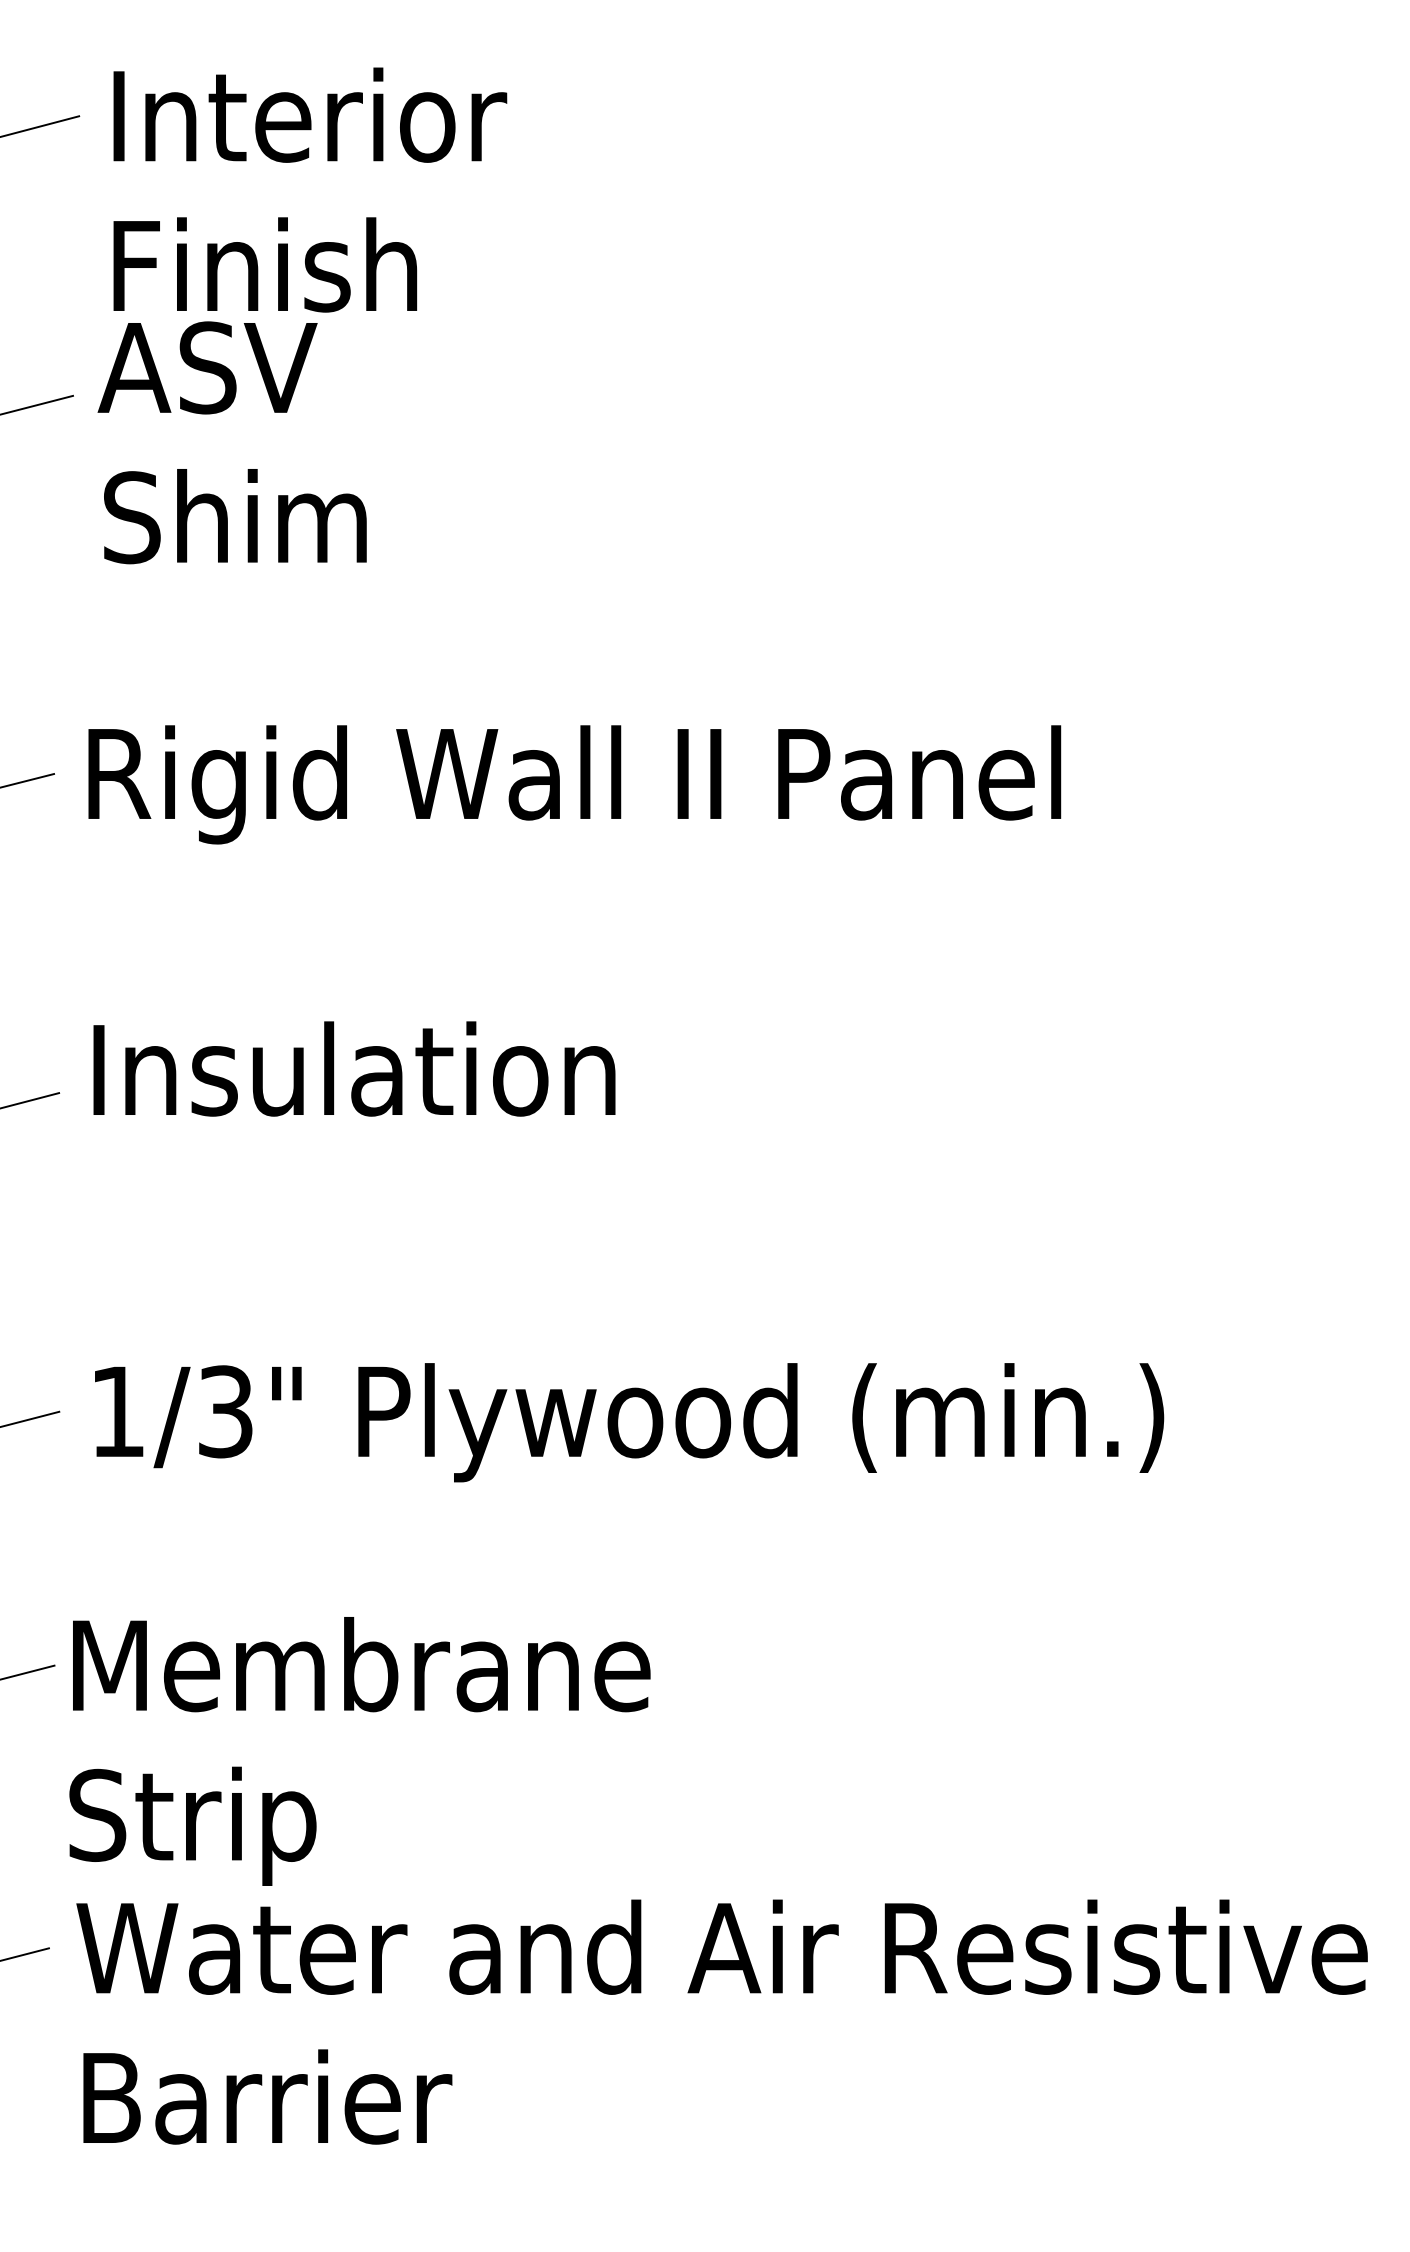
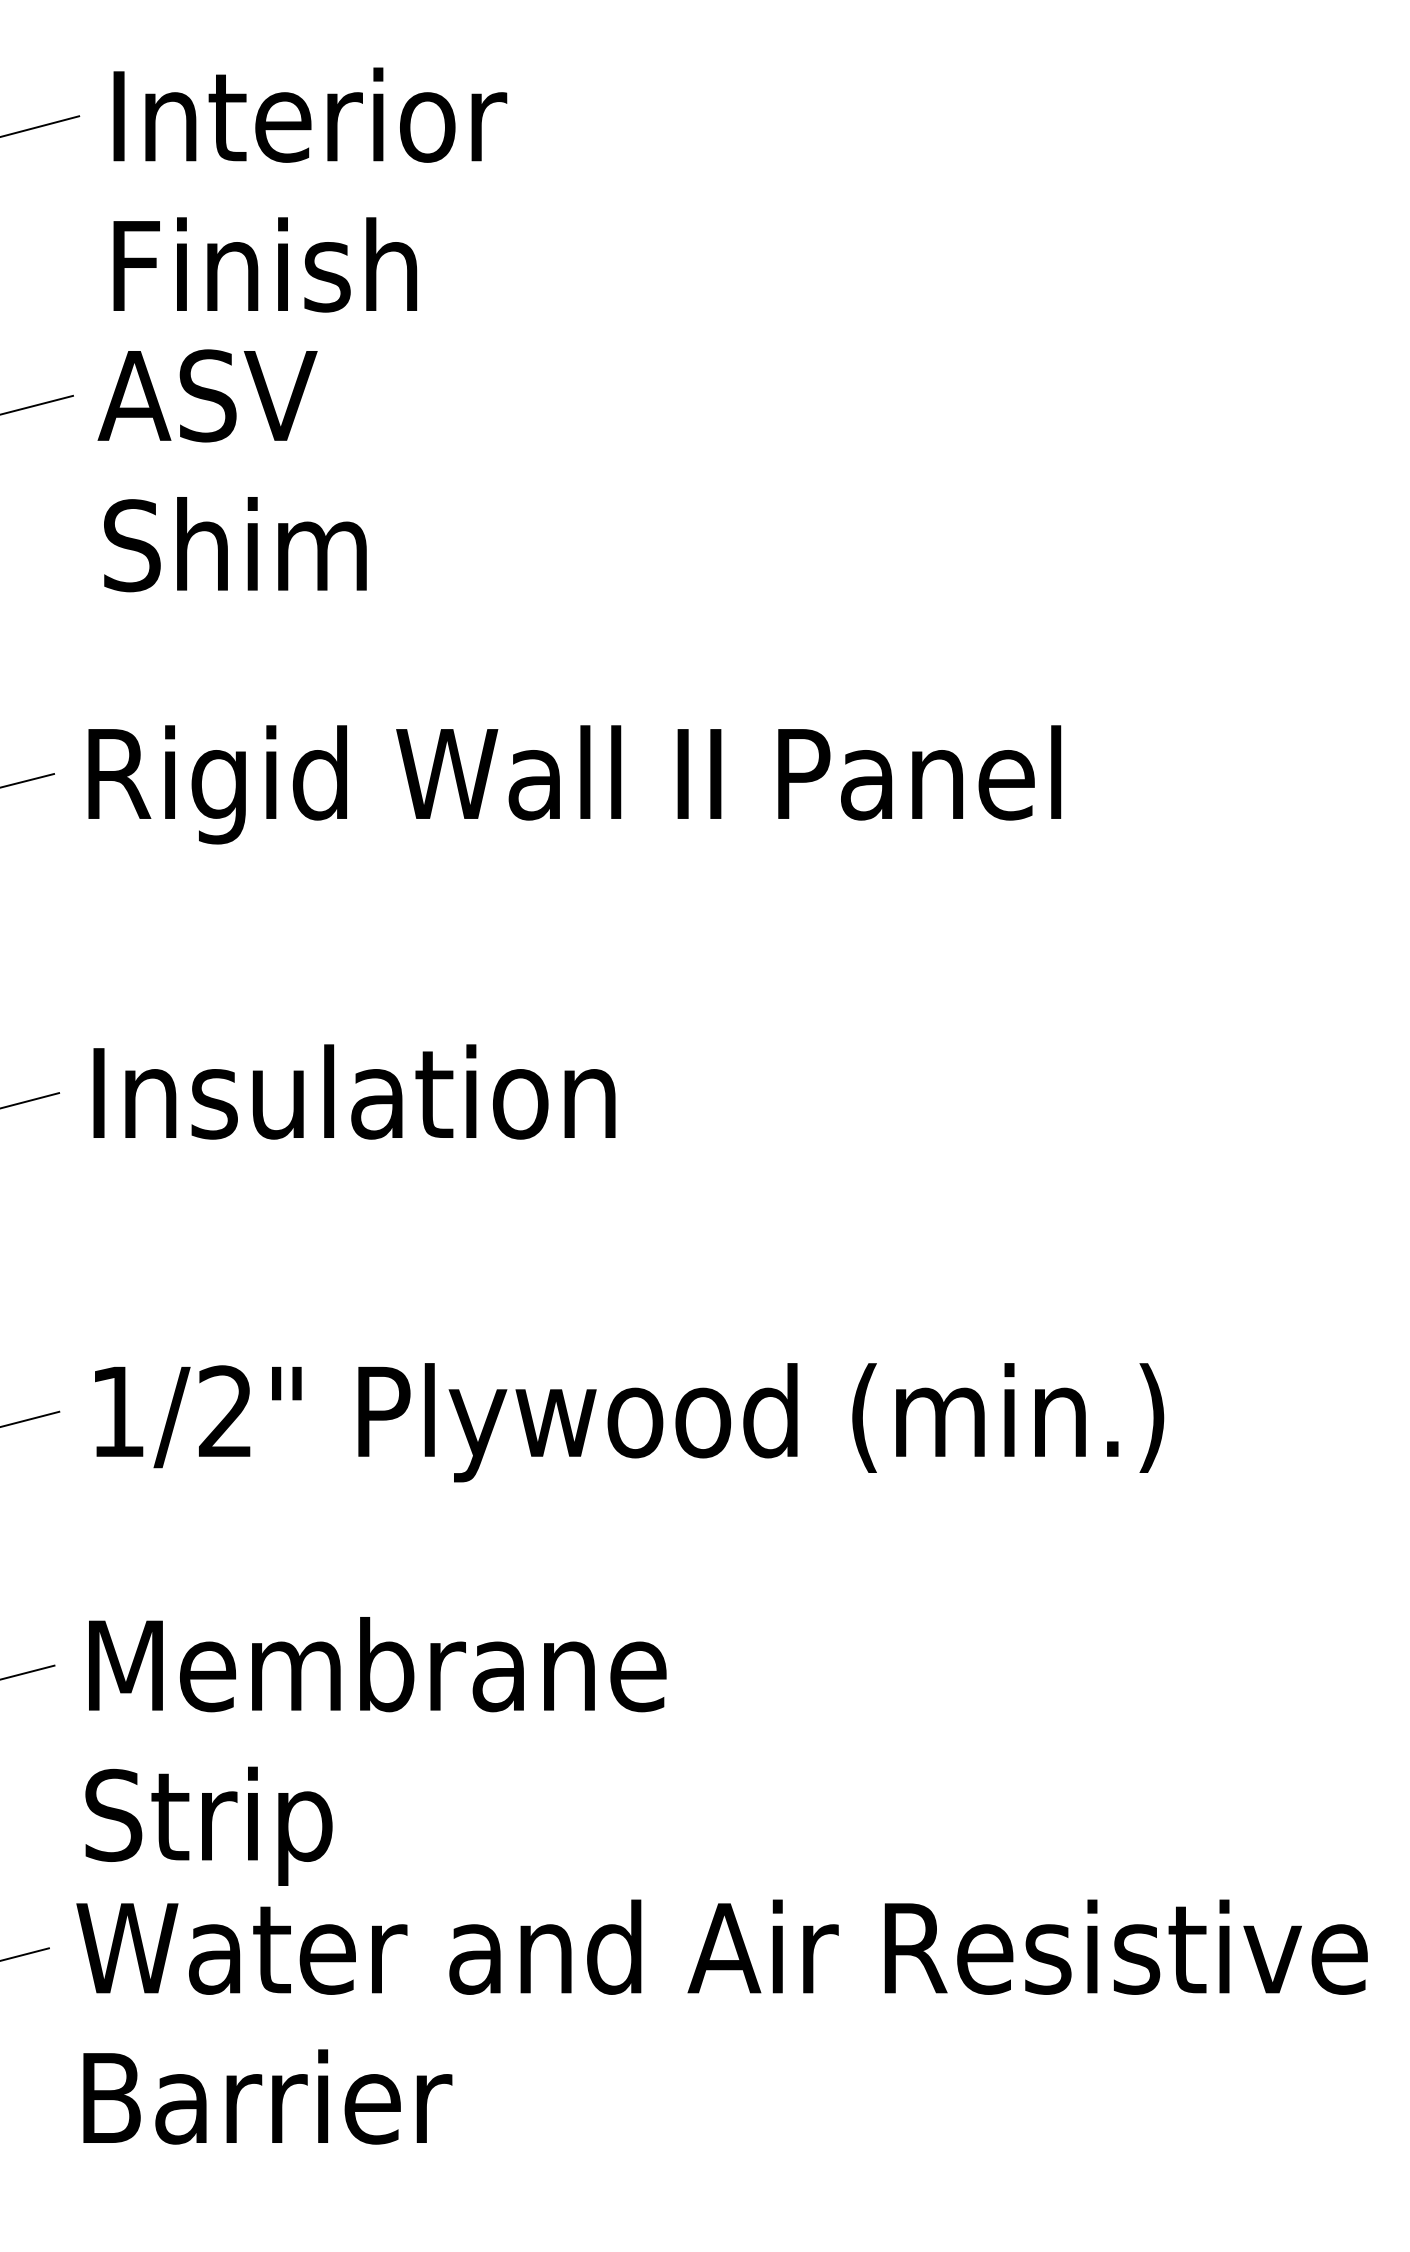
text position: (231, 442) -> (231, 470) (231, 470)
text position: (354, 1068) -> (354, 1091) (354, 1091)
text: 1/3" -> 1/2" (225, 1411)
text position: (359, 1751) -> (375, 1751) (375, 1751)
